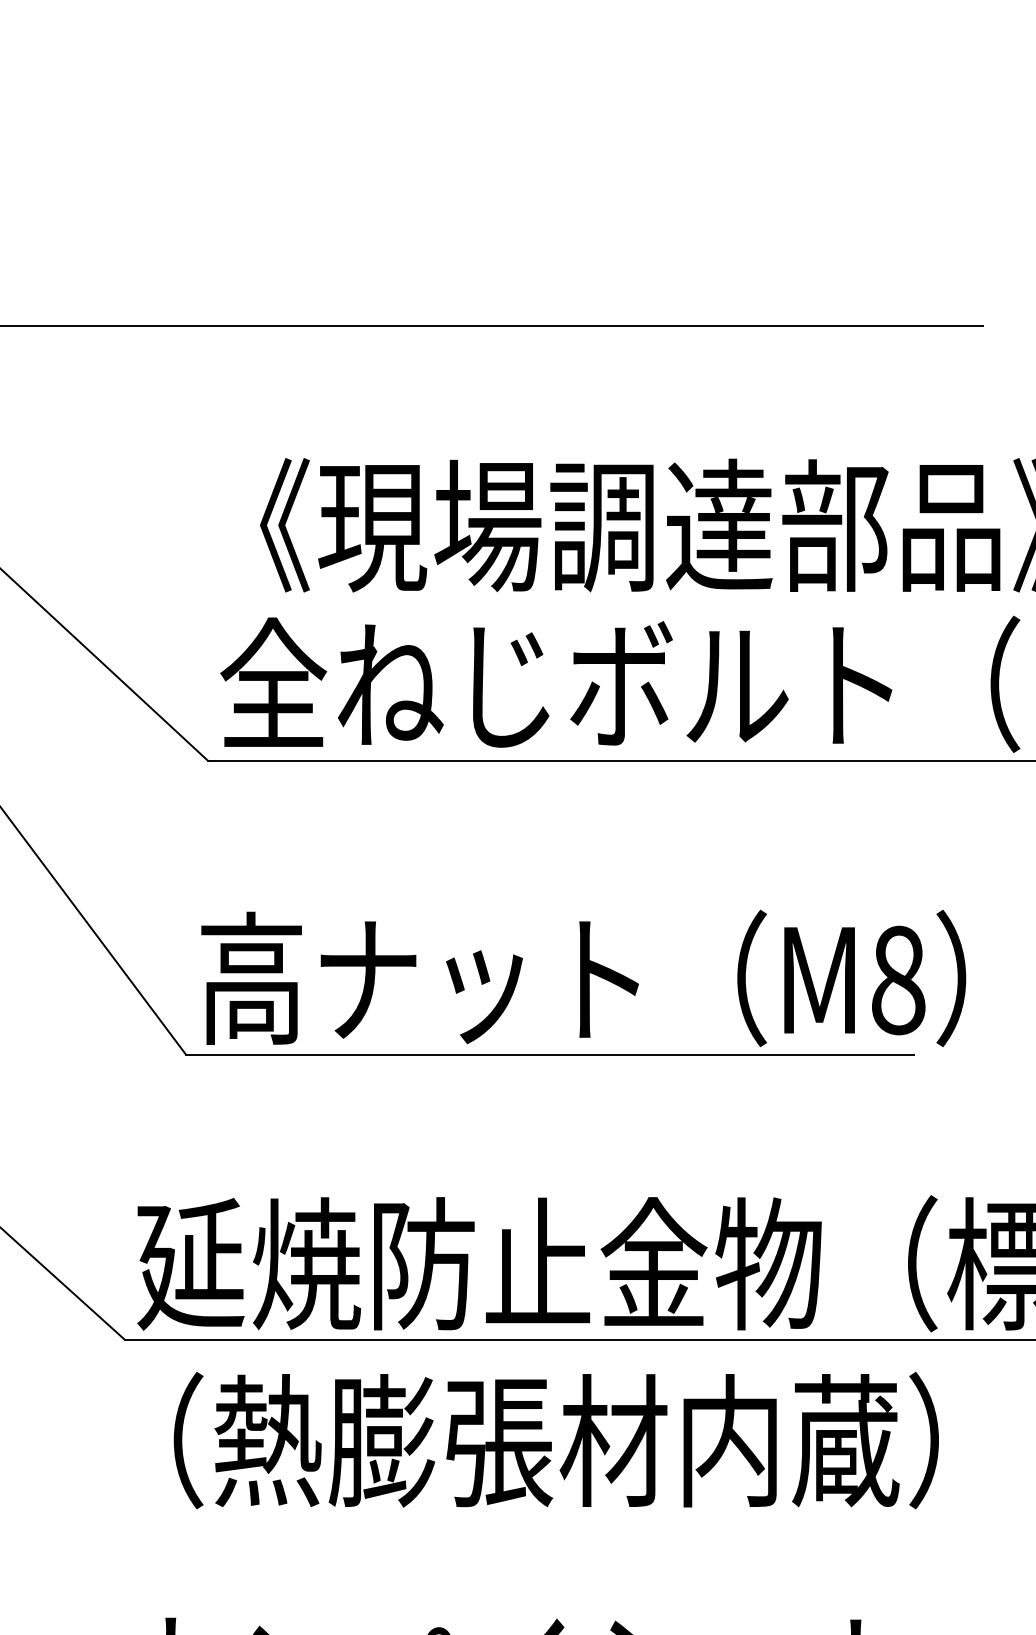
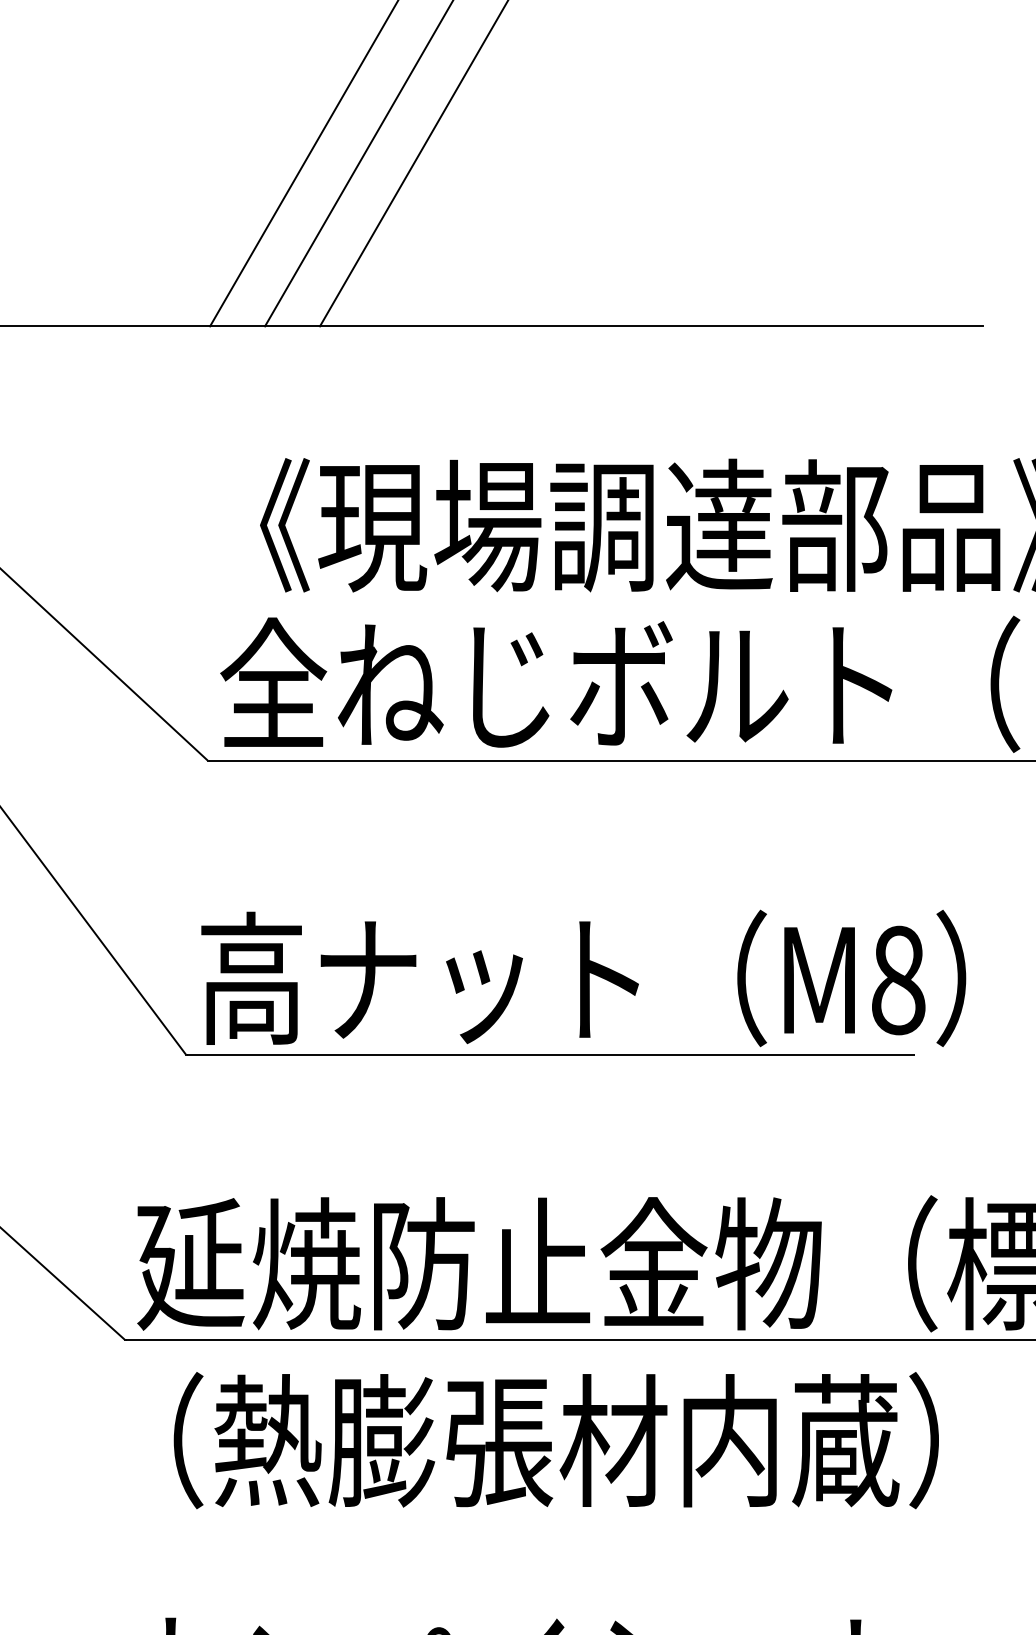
line: none -> present (303, 164)
line: none -> present (358, 164)
line: none -> present (413, 164)
